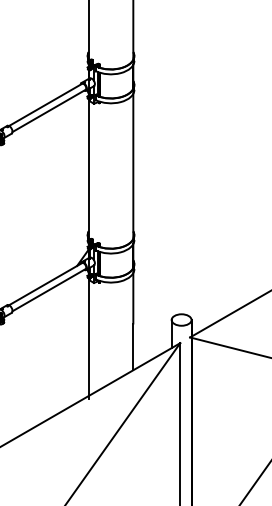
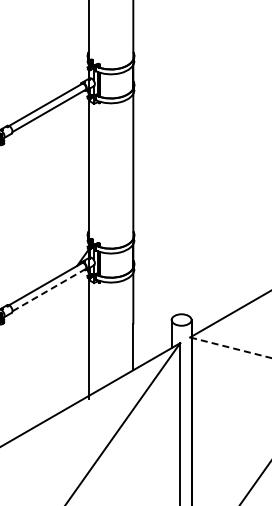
line: solid -> dashed (49, 289)
line: solid -> dashed (230, 347)
